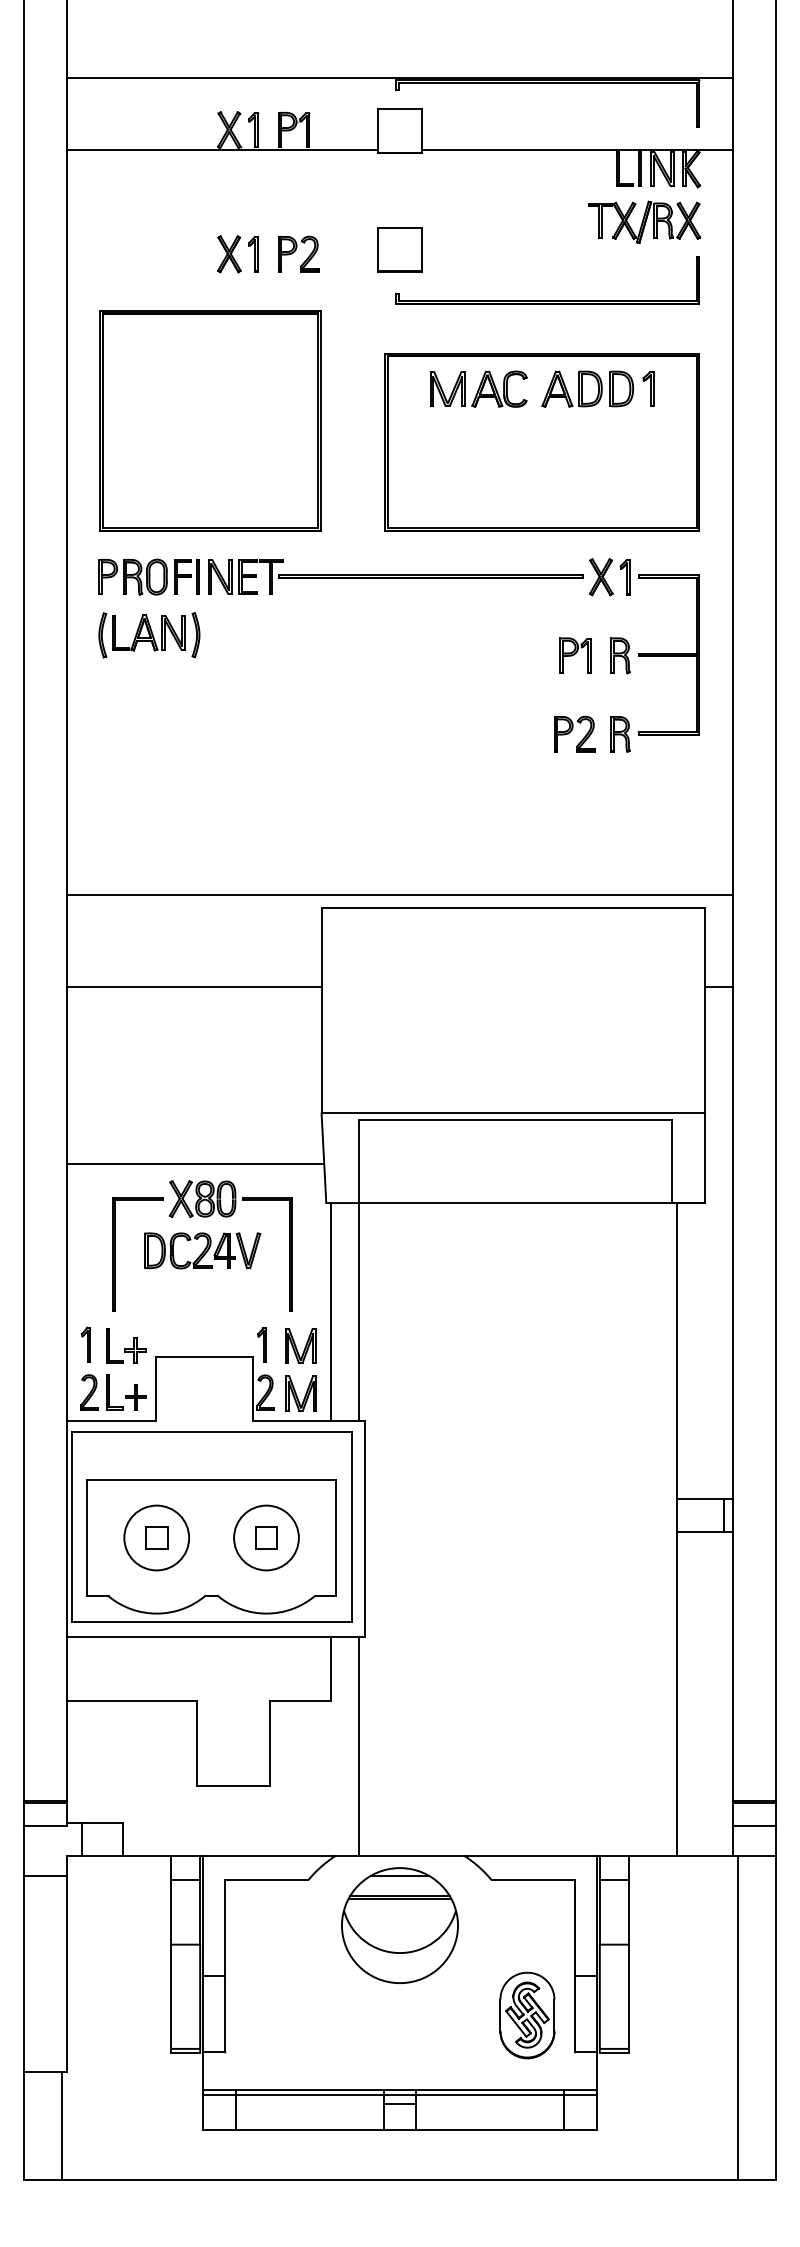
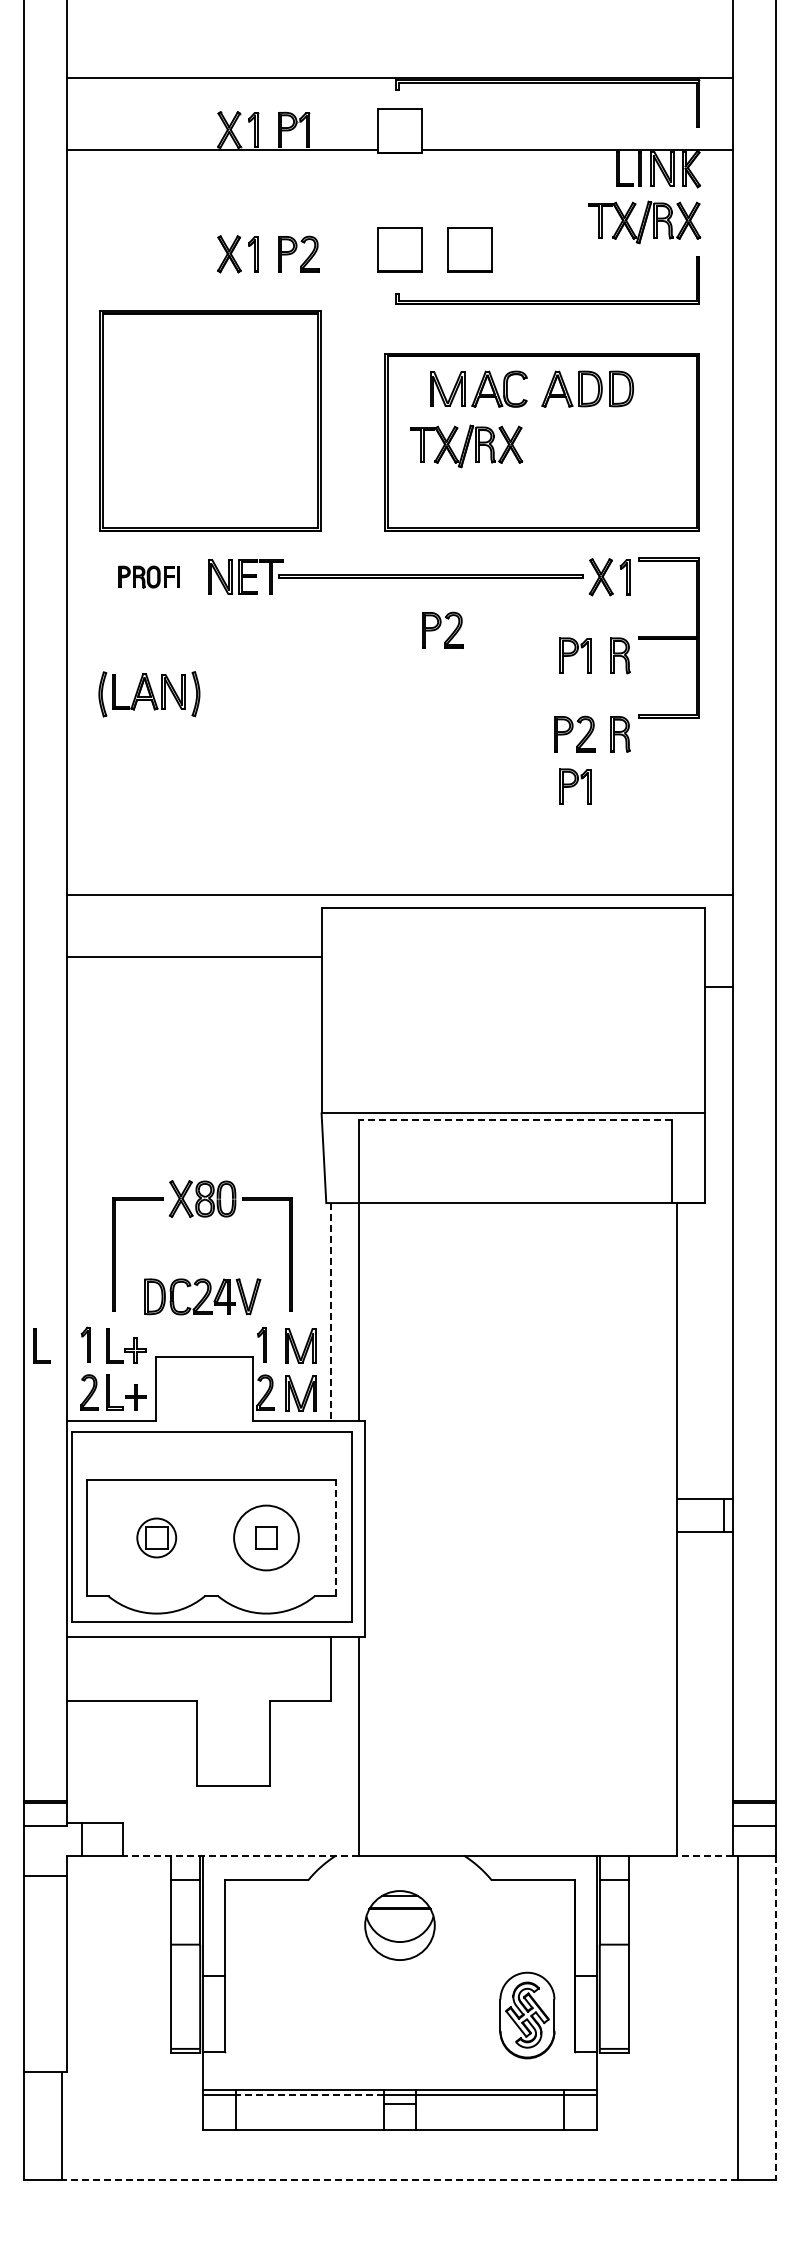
part: none -> present (469, 249)
part: present -> none (648, 388)
part: none -> present (466, 446)
part size: 102x38 px -> 62x24 px (148, 576)
part: none -> present (442, 629)
part position: (149, 635) -> (149, 694) (149, 694)
part position: (668, 654) -> (668, 637) (668, 637)
part: none -> present (575, 786)
line position: (194, 987) -> (194, 957) (194, 957)
line: solid -> dashed (515, 1120)
line: present -> none (195, 1164)
part position: (202, 1250) -> (202, 1296) (202, 1296)
line: solid -> dashed (330, 1312)
part: none -> present (41, 1345)
circle diameter: 65 px -> 39 px (156, 1537)
line: solid -> dashed (336, 1537)
line: solid -> dashed (241, 1855)
line: solid -> dashed (704, 1855)
part size: 118x117 px -> 72x71 px (399, 1925)
line: solid -> dashed (775, 2018)
line: solid -> dashed (309, 2095)
line: solid -> dashed (400, 2179)
